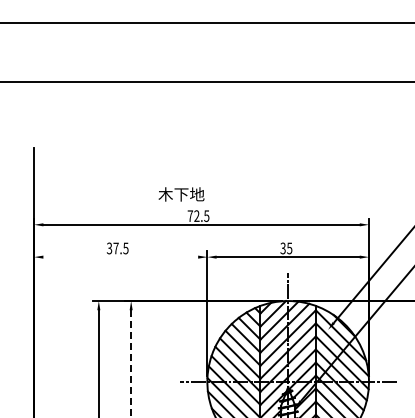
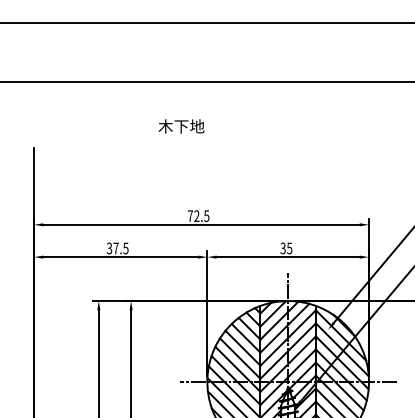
text position: (181, 194) -> (181, 126) (181, 126)
line: none -> present (120, 257)
line: dashed -> solid (131, 364)
